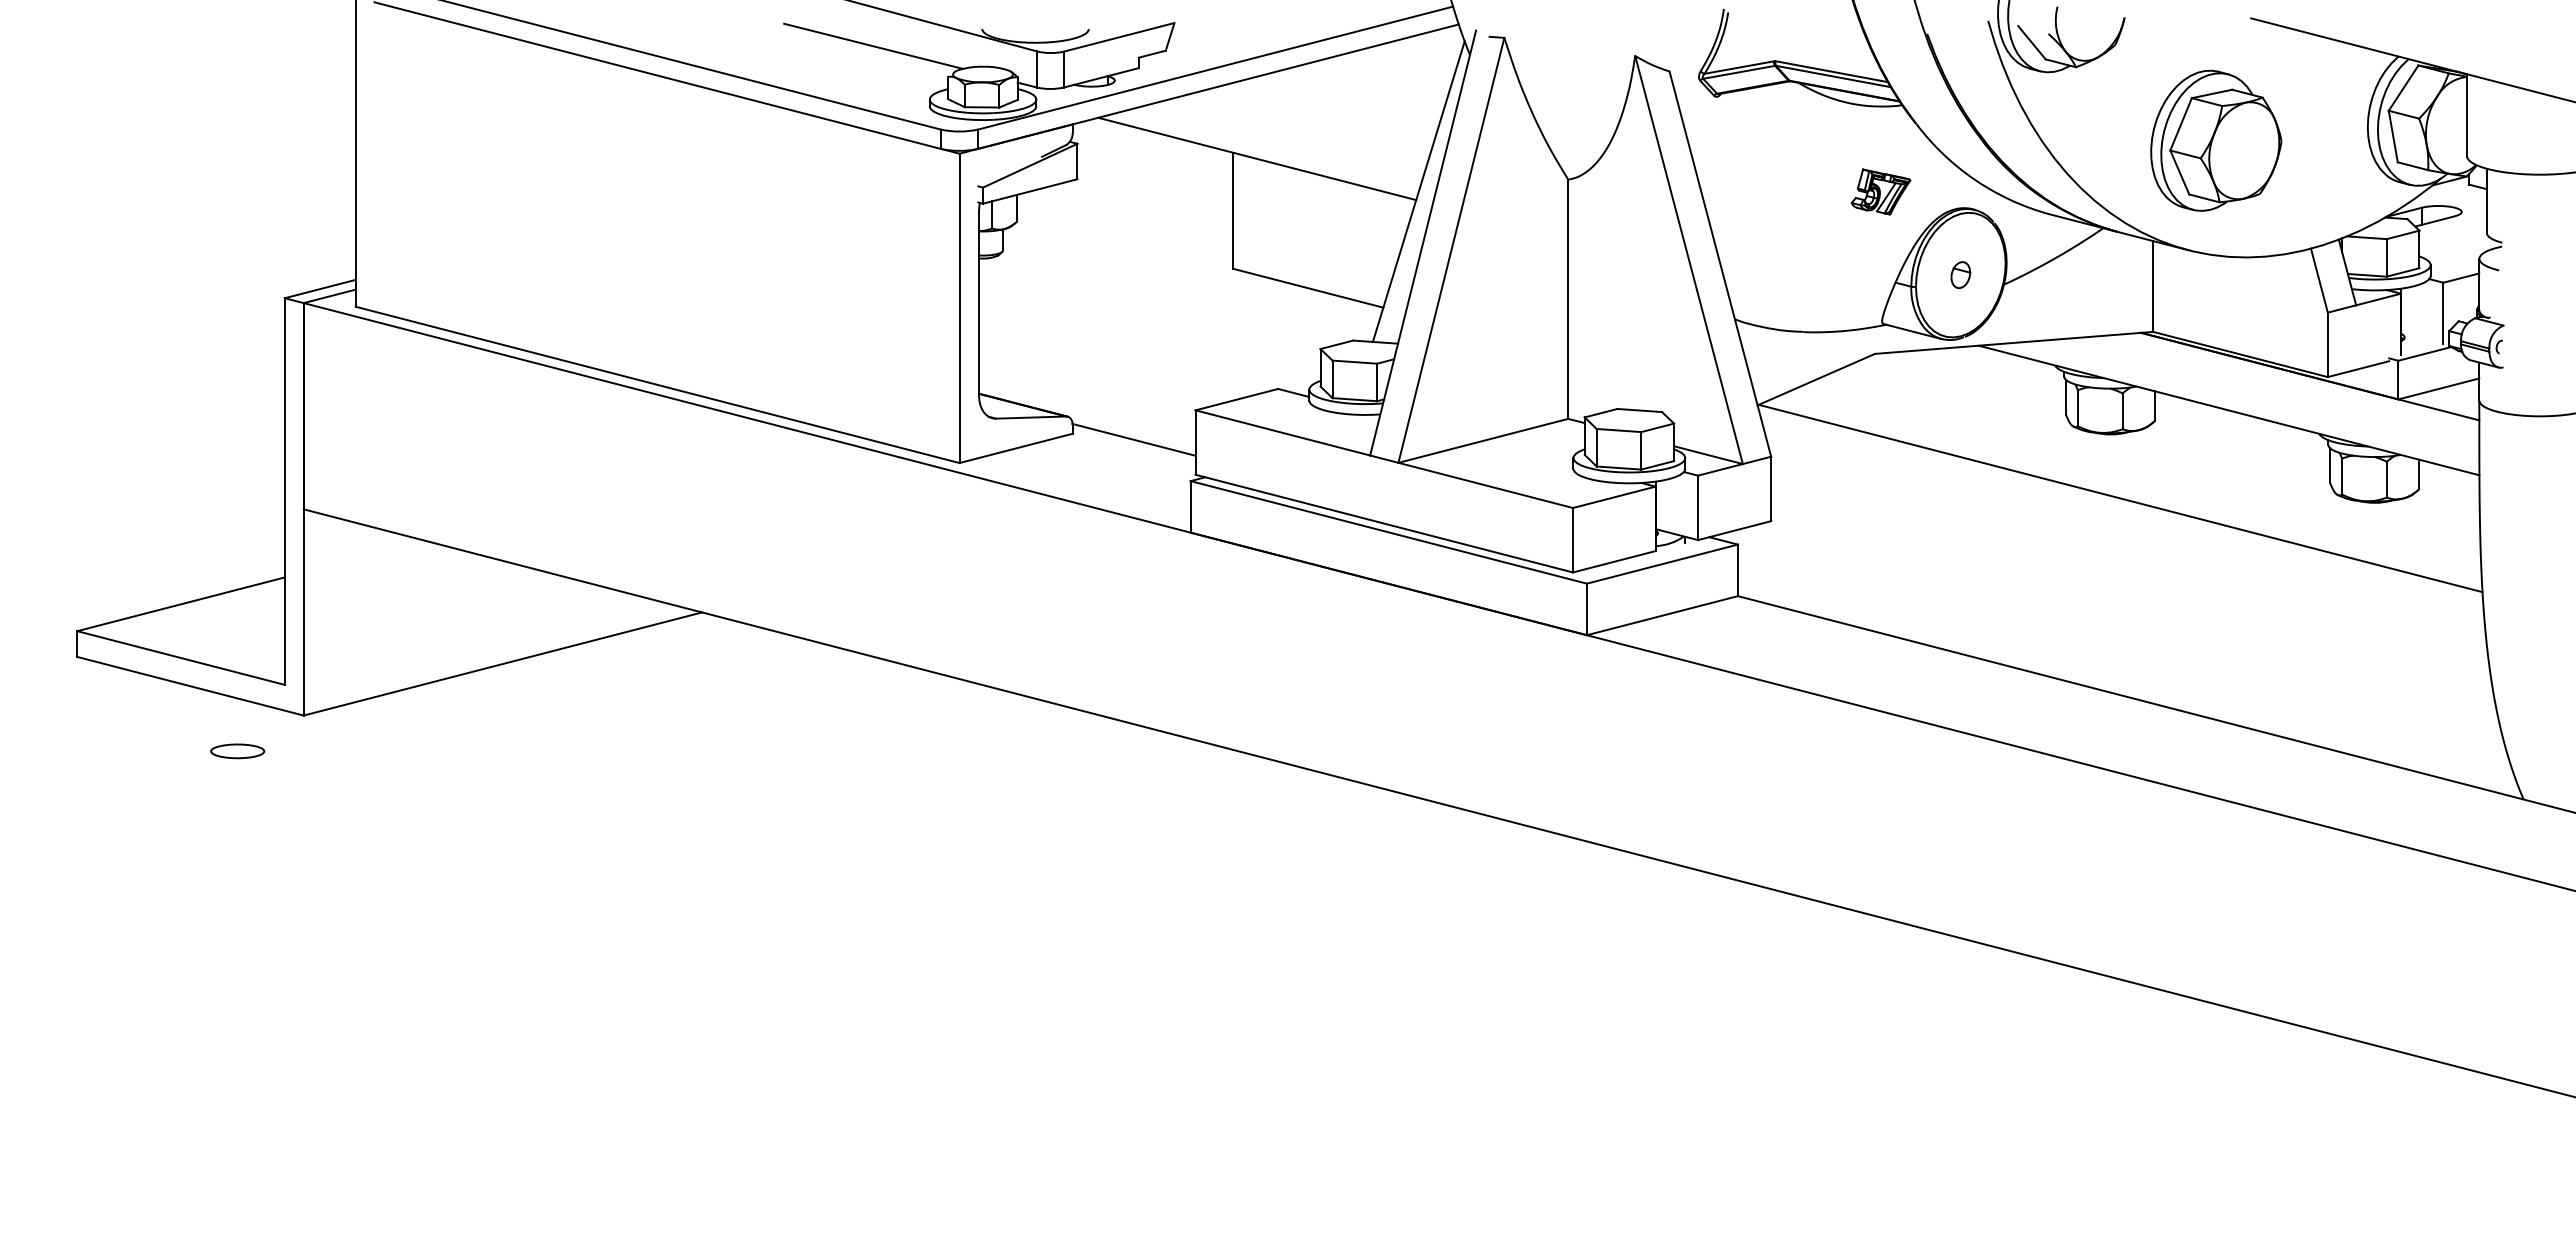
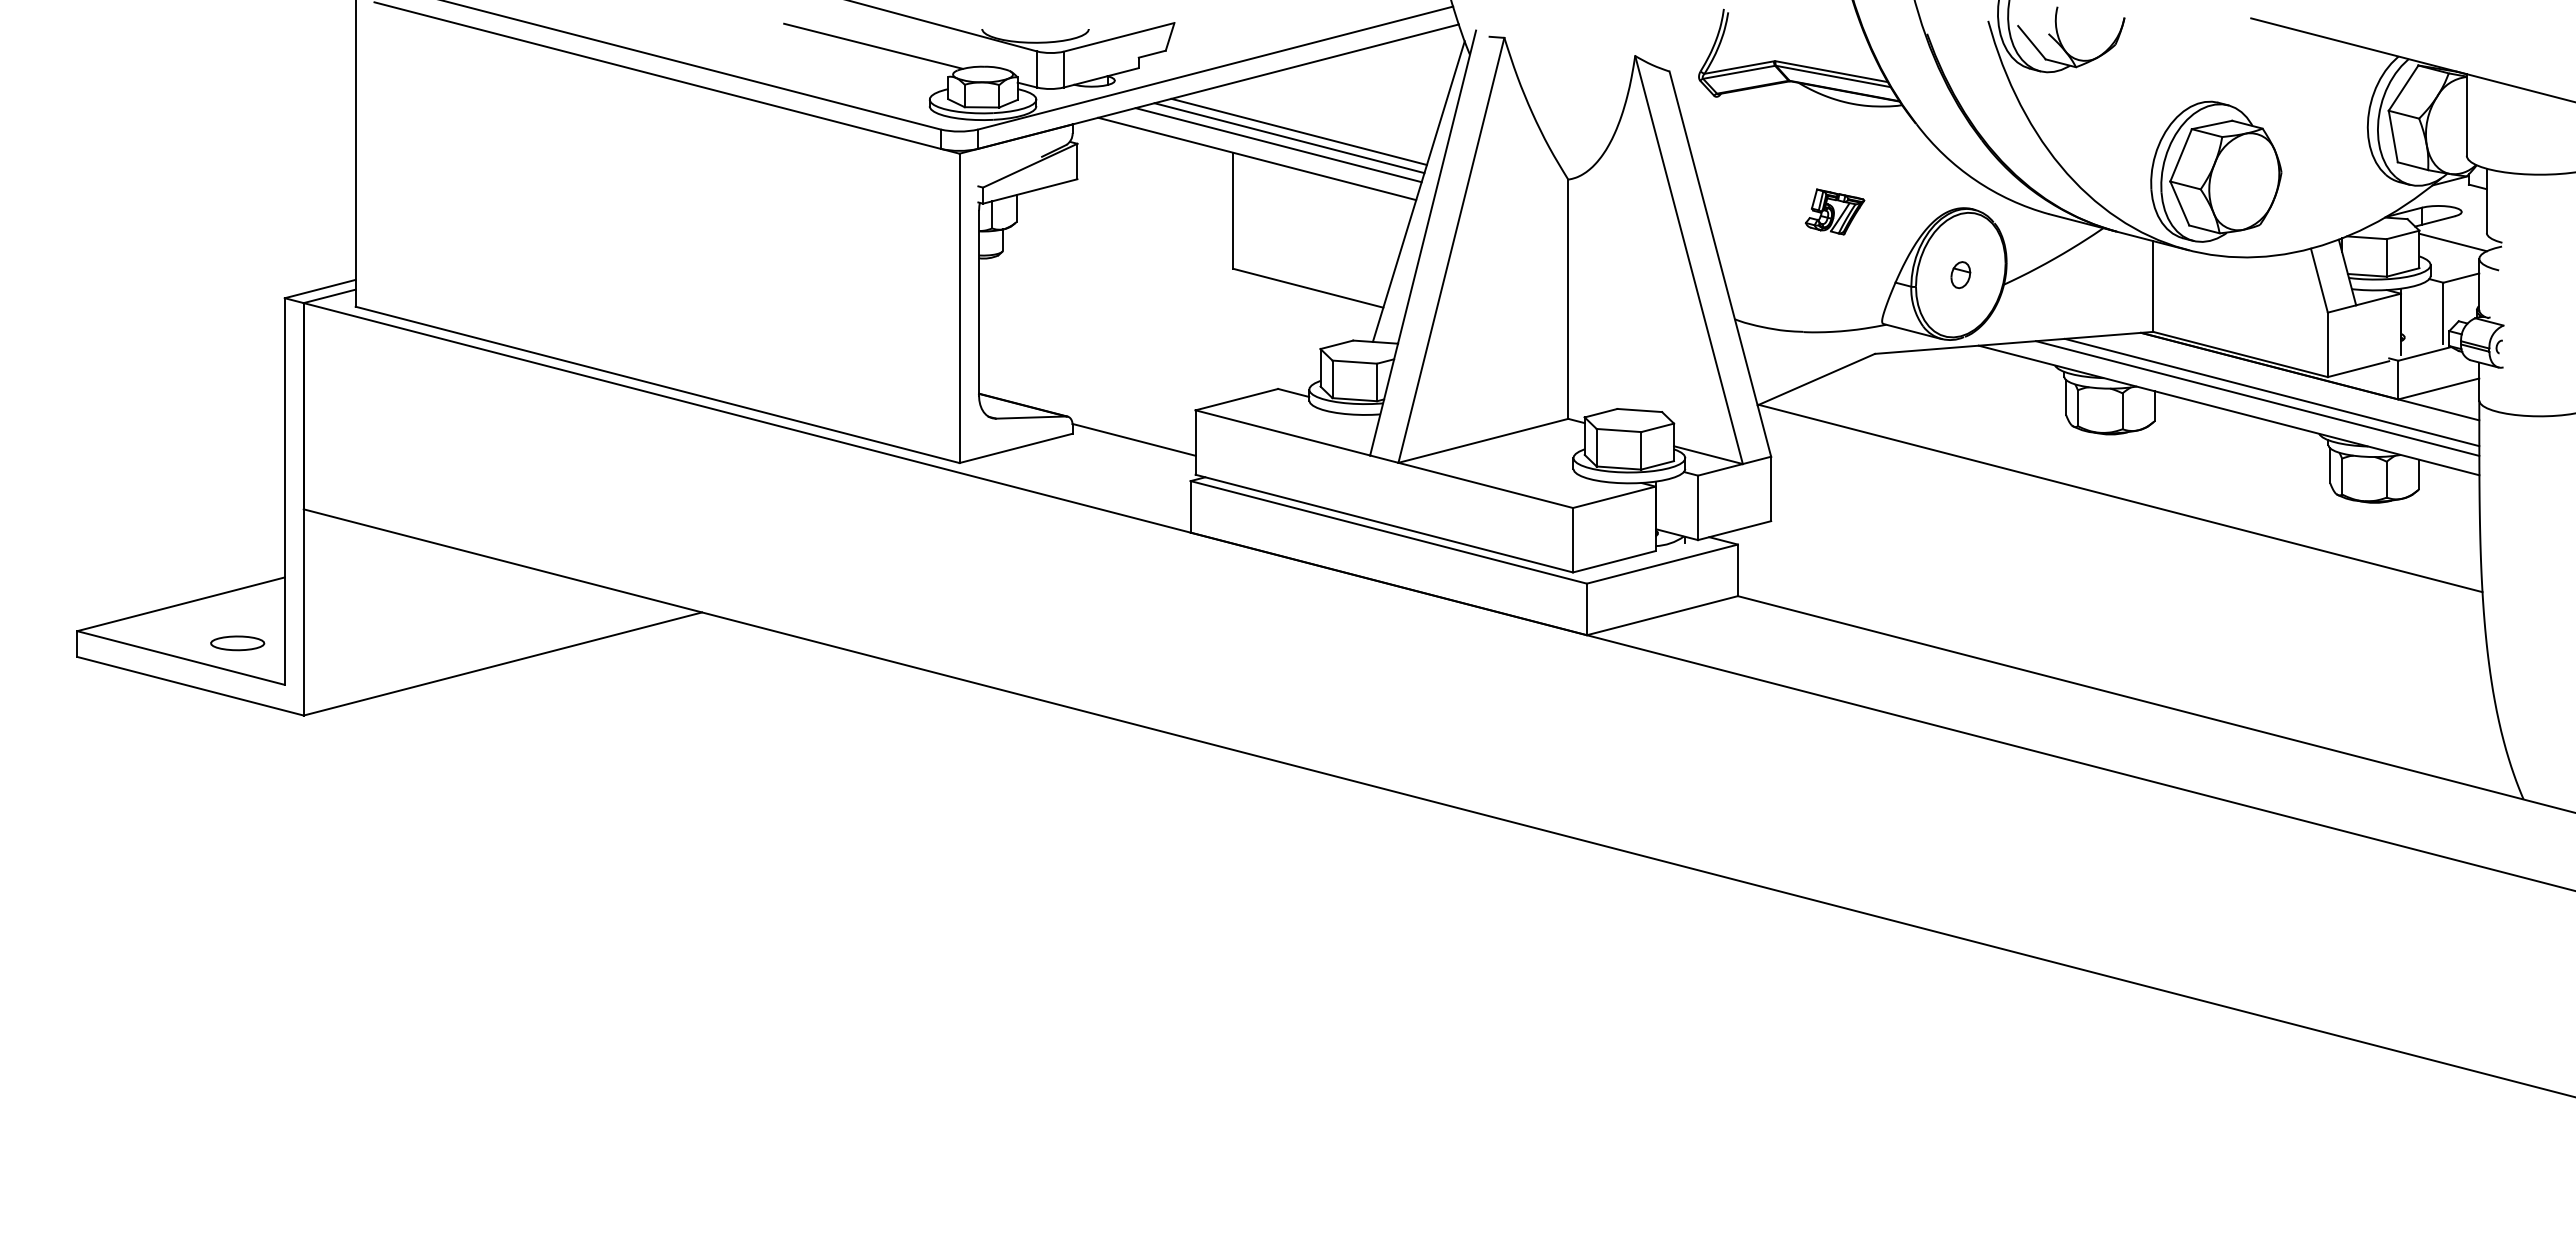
line: none -> present (1298, 131)
line: none -> present (1289, 138)
part position: (2216, 140) -> (2216, 171) (2216, 171)
line: none -> present (1278, 145)
part position: (1880, 191) -> (1834, 211) (1834, 211)
line: none -> present (2452, 242)
line: none -> present (2271, 392)
line: none -> present (2257, 398)
part position: (237, 751) -> (237, 643) (237, 643)
